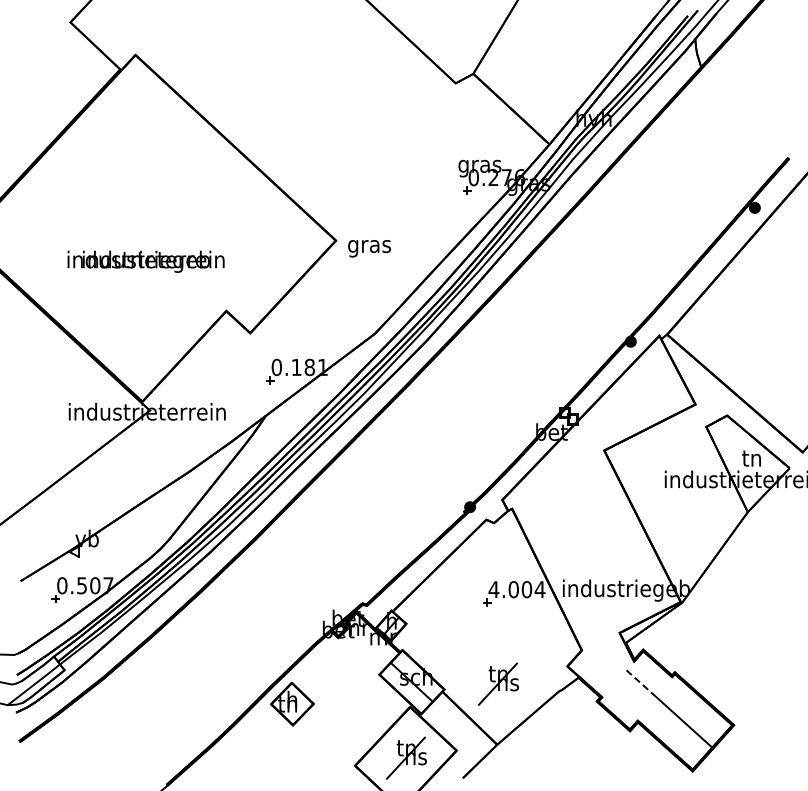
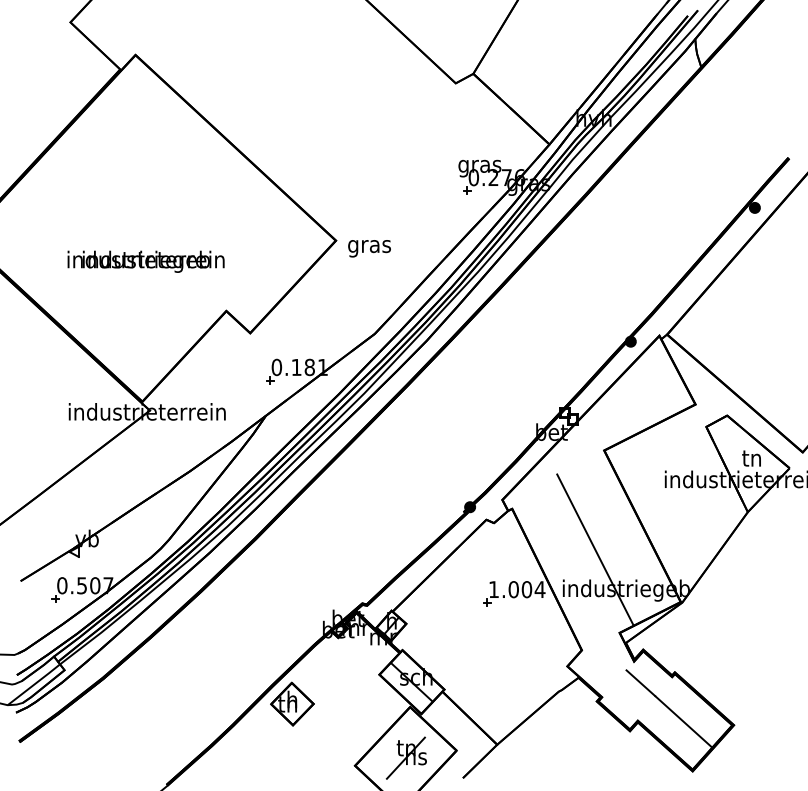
line: none -> present (595, 549)
text: 4.004 -> 1.004 (493, 589)
part: present -> none (497, 683)
line: dashed -> solid (641, 683)
